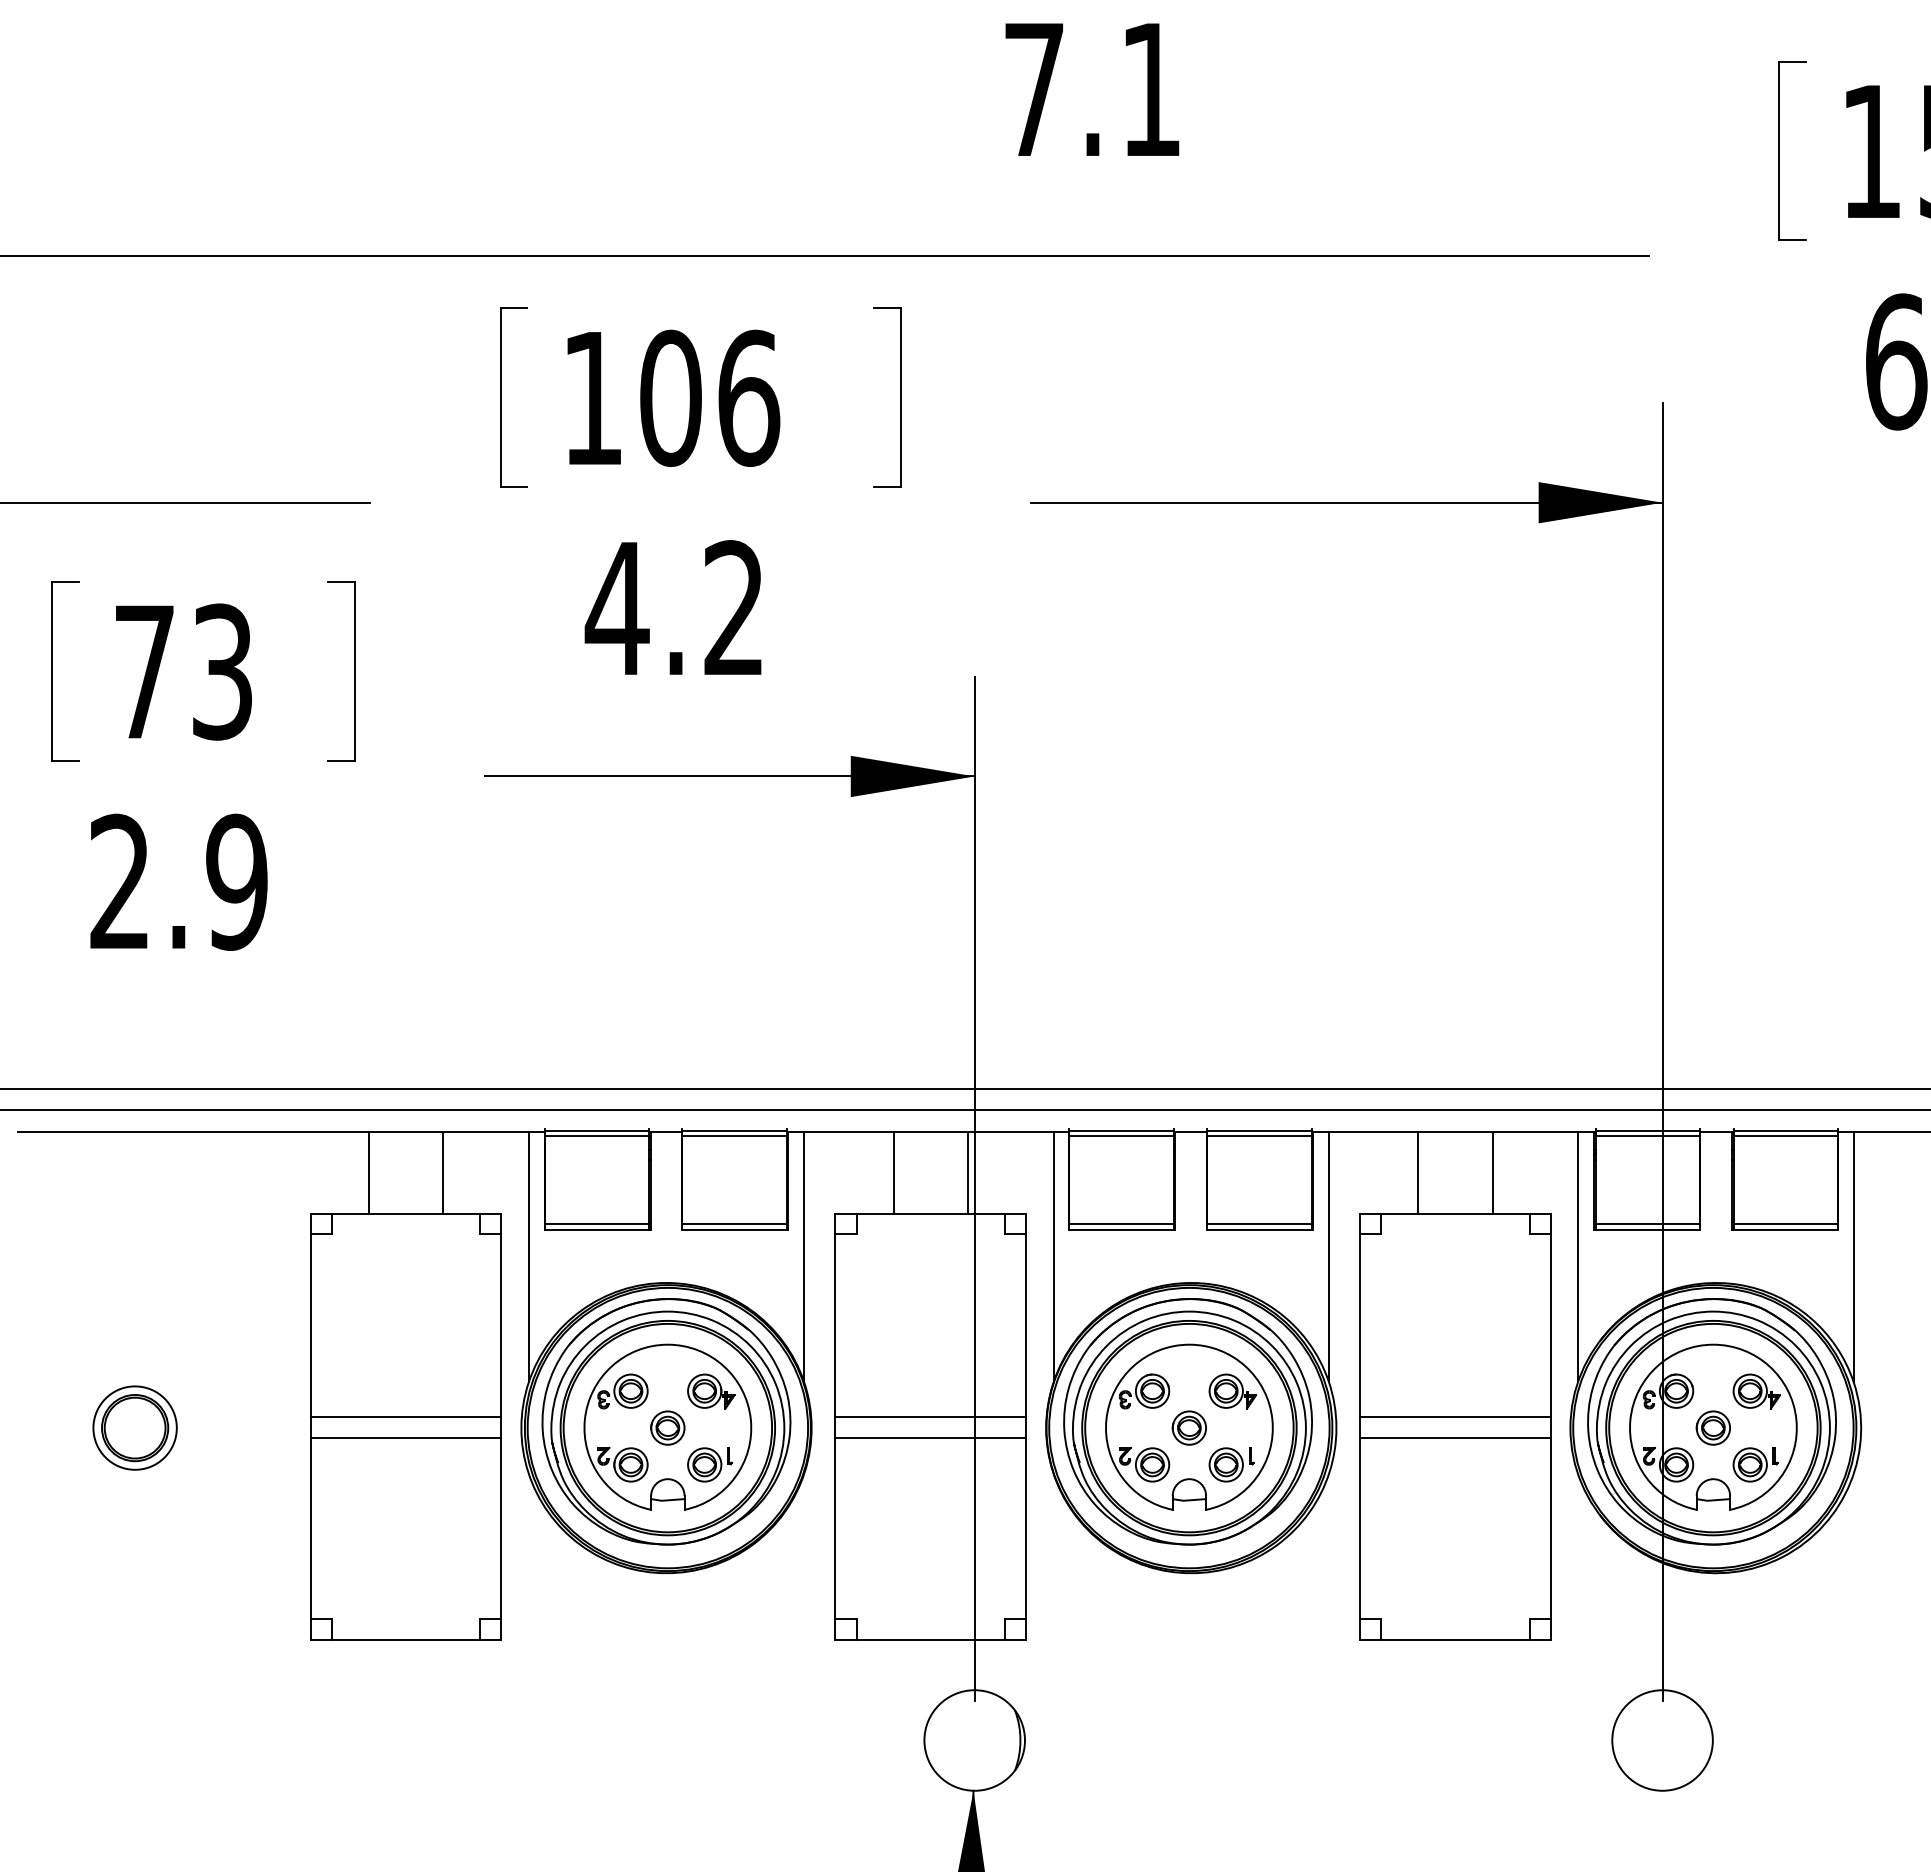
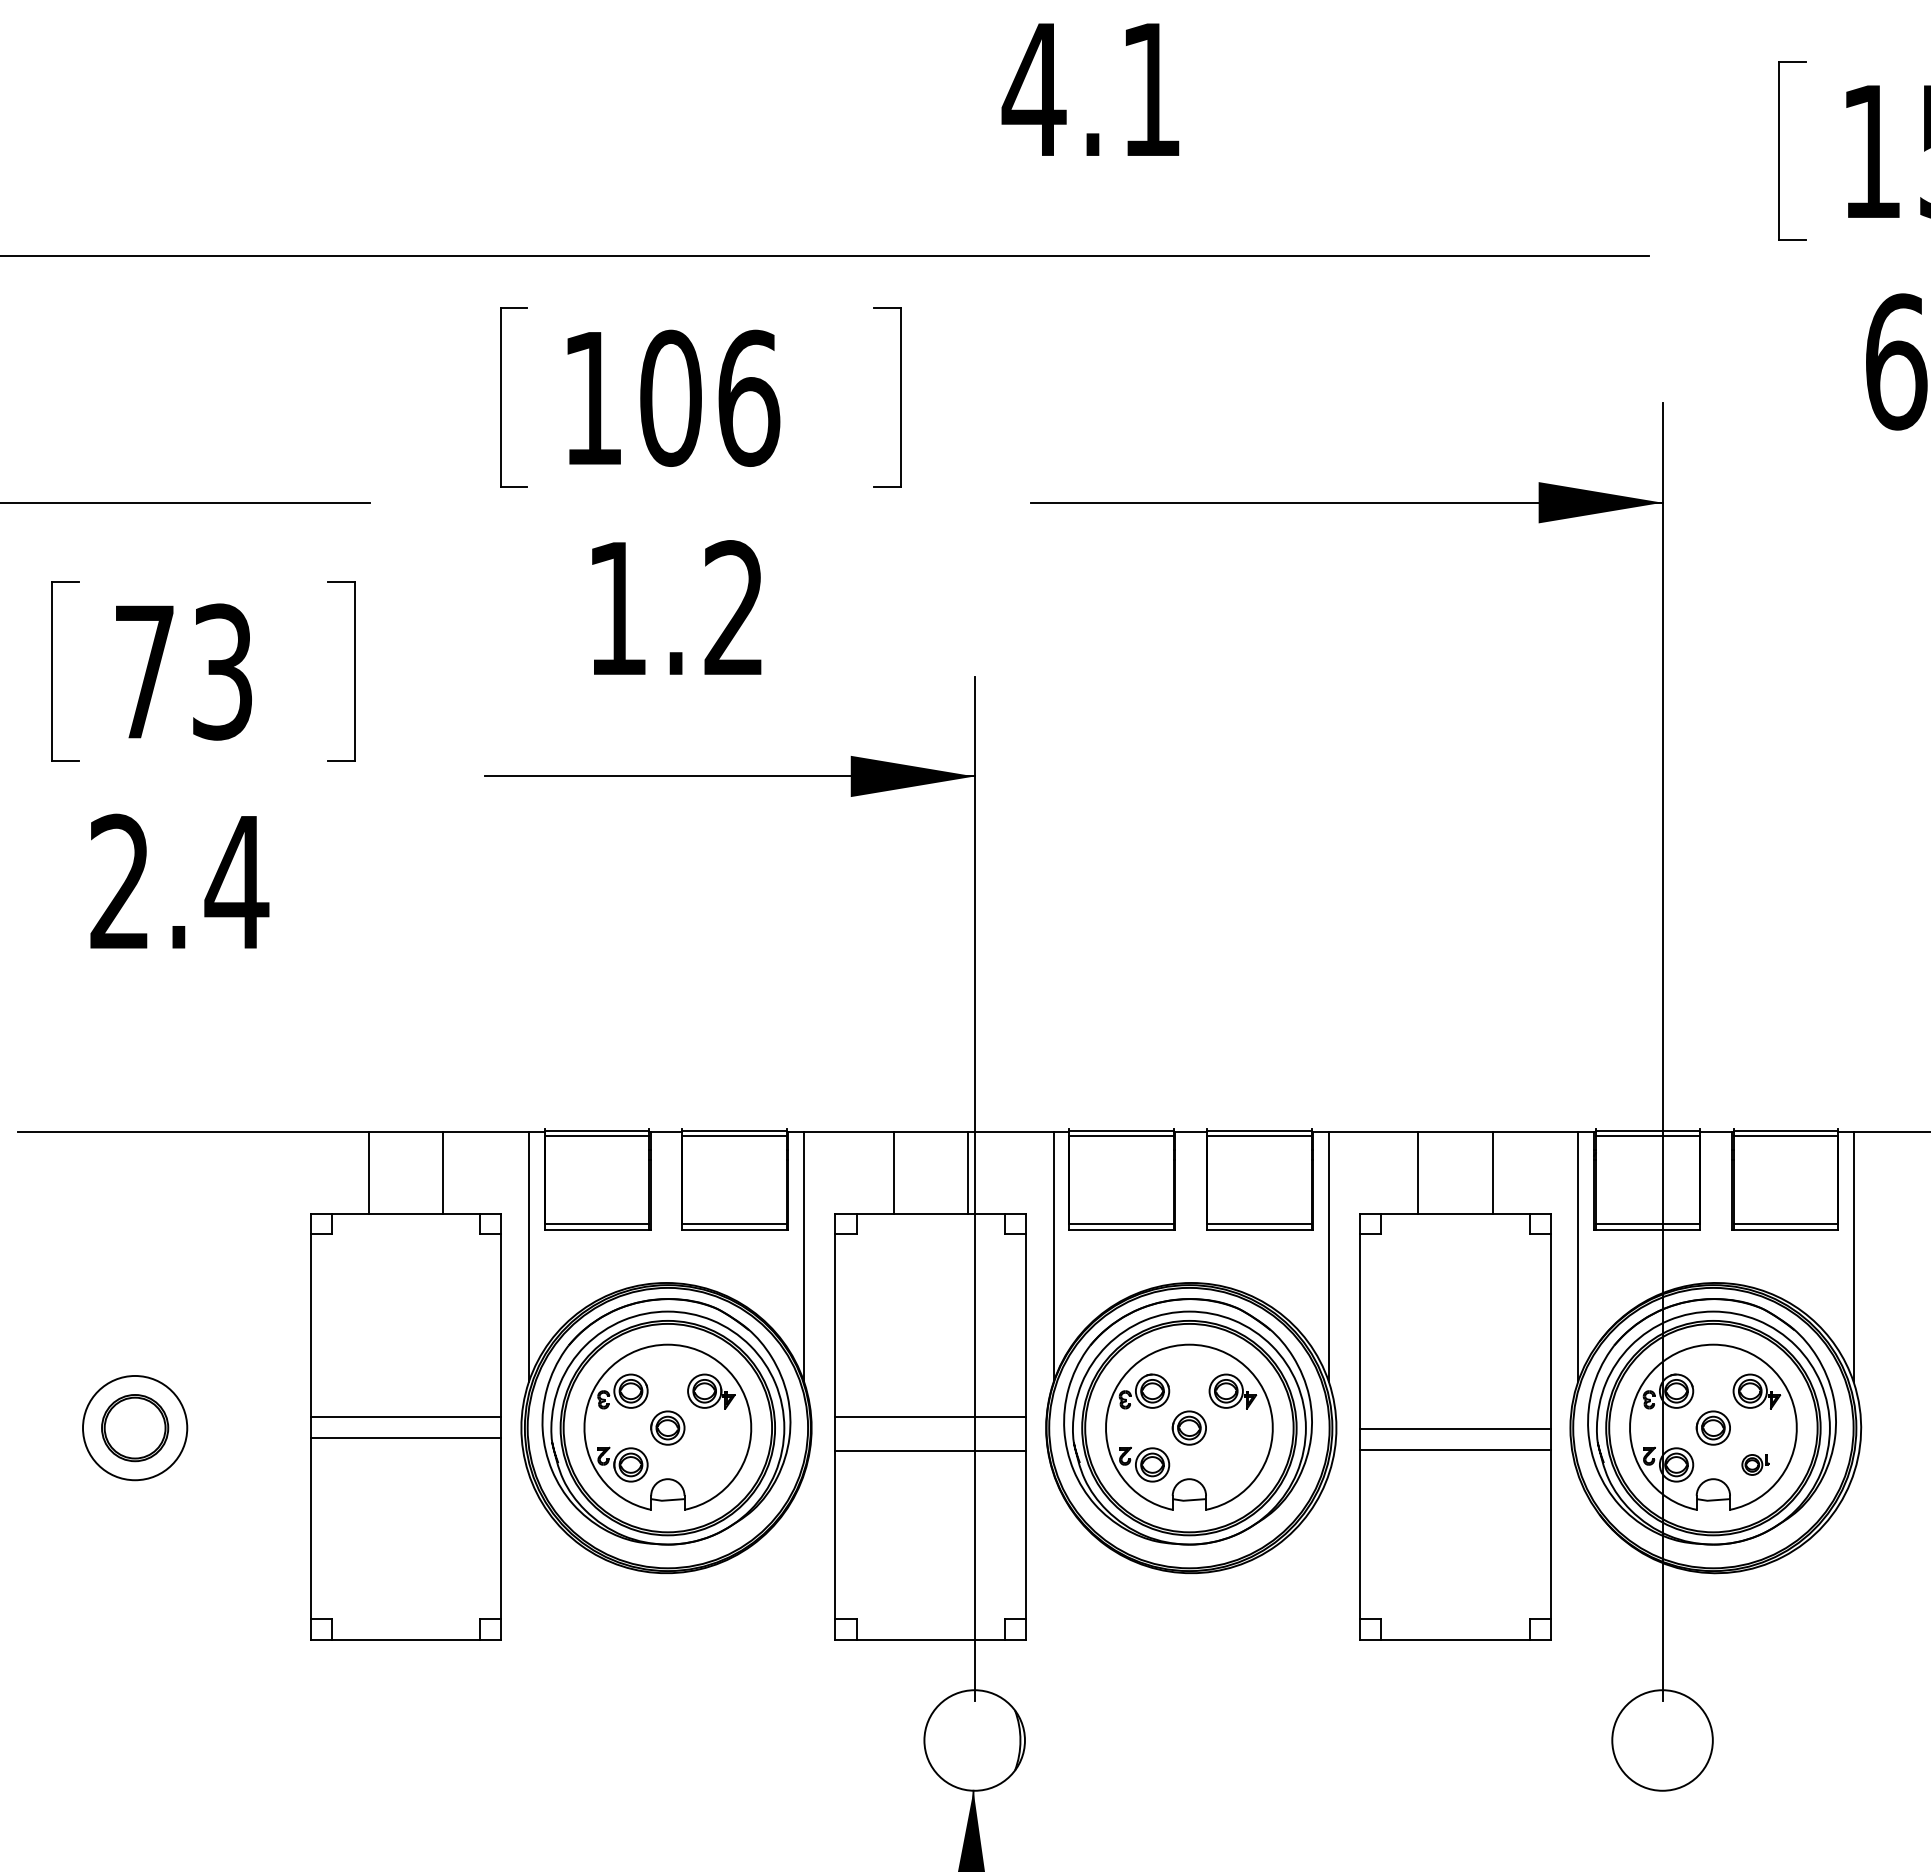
text: 7.1 -> 4.1 (1033, 89)
text: 4.2 -> 1.2 (616, 608)
text: 2.9 -> 2.4 (236, 881)
line: present -> none (964, 1089)
line: present -> none (964, 1110)
line position: (1455, 1416) -> (1455, 1428) (1455, 1428)
circle diameter: 83 px -> 104 px (135, 1427)
line position: (930, 1438) -> (930, 1451) (930, 1451)
line position: (1455, 1438) -> (1455, 1450) (1455, 1450)
part: present -> none (709, 1464)
part: present -> none (1231, 1464)
part size: 47x36 px -> 29x22 px (1755, 1464)
